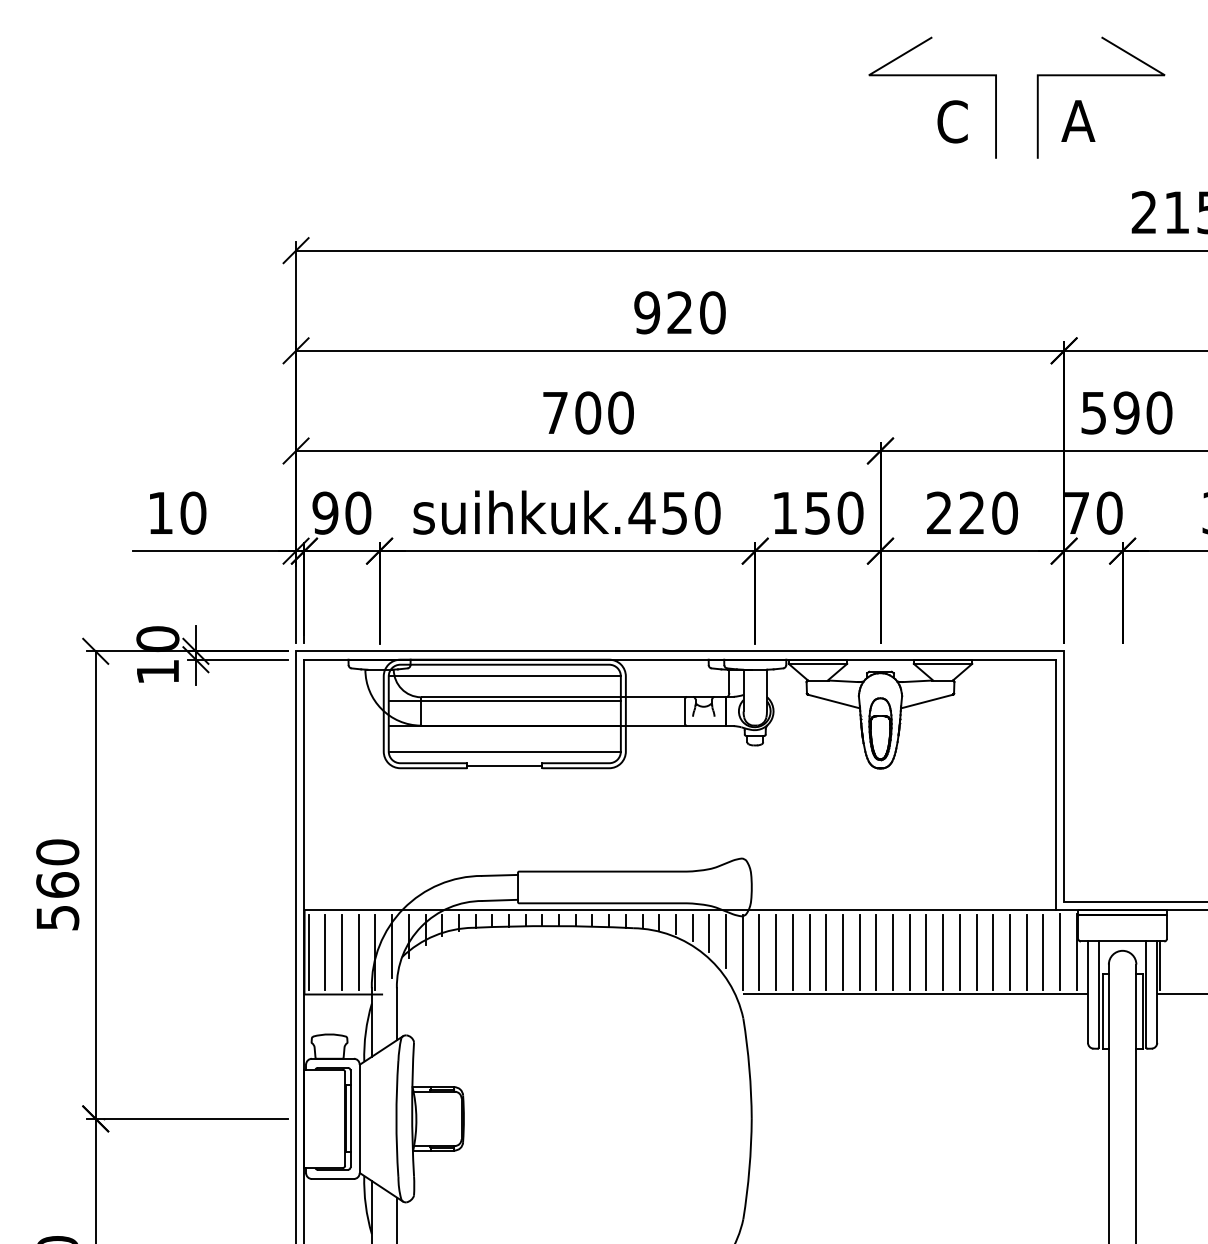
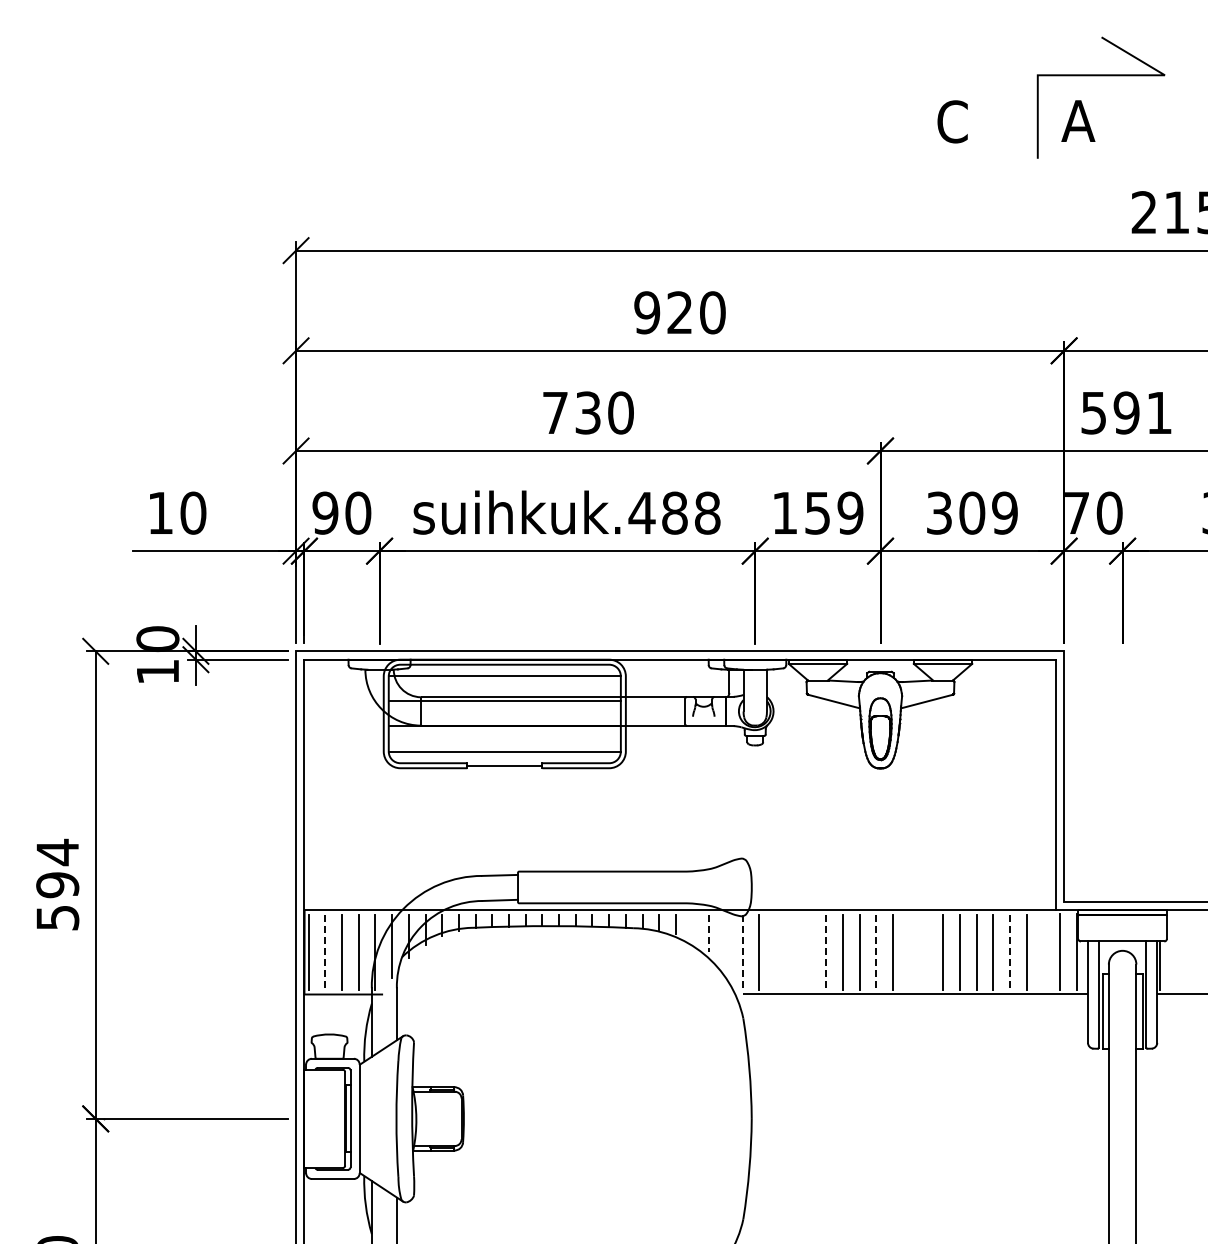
line: present -> none (932, 76)
text: 700 -> 730 (588, 412)
text: 590 -> 591 (1159, 412)
text: suihkuk.450 -> suihkuk.488 (691, 512)
text: 150 -> 159 (850, 512)
text: 220 -> 309 (972, 512)
text: 560 -> 594 (57, 868)
line: present -> none (692, 928)
line: solid -> dashed (709, 934)
line: present -> none (726, 941)
line: solid -> dashed (325, 952)
line: solid -> dashed (742, 952)
line: present -> none (776, 952)
line: present -> none (792, 952)
line: present -> none (809, 952)
line: solid -> dashed (826, 952)
line: solid -> dashed (876, 952)
line: present -> none (909, 952)
line: present -> none (926, 952)
line: solid -> dashed (1009, 952)
line: present -> none (1043, 952)
